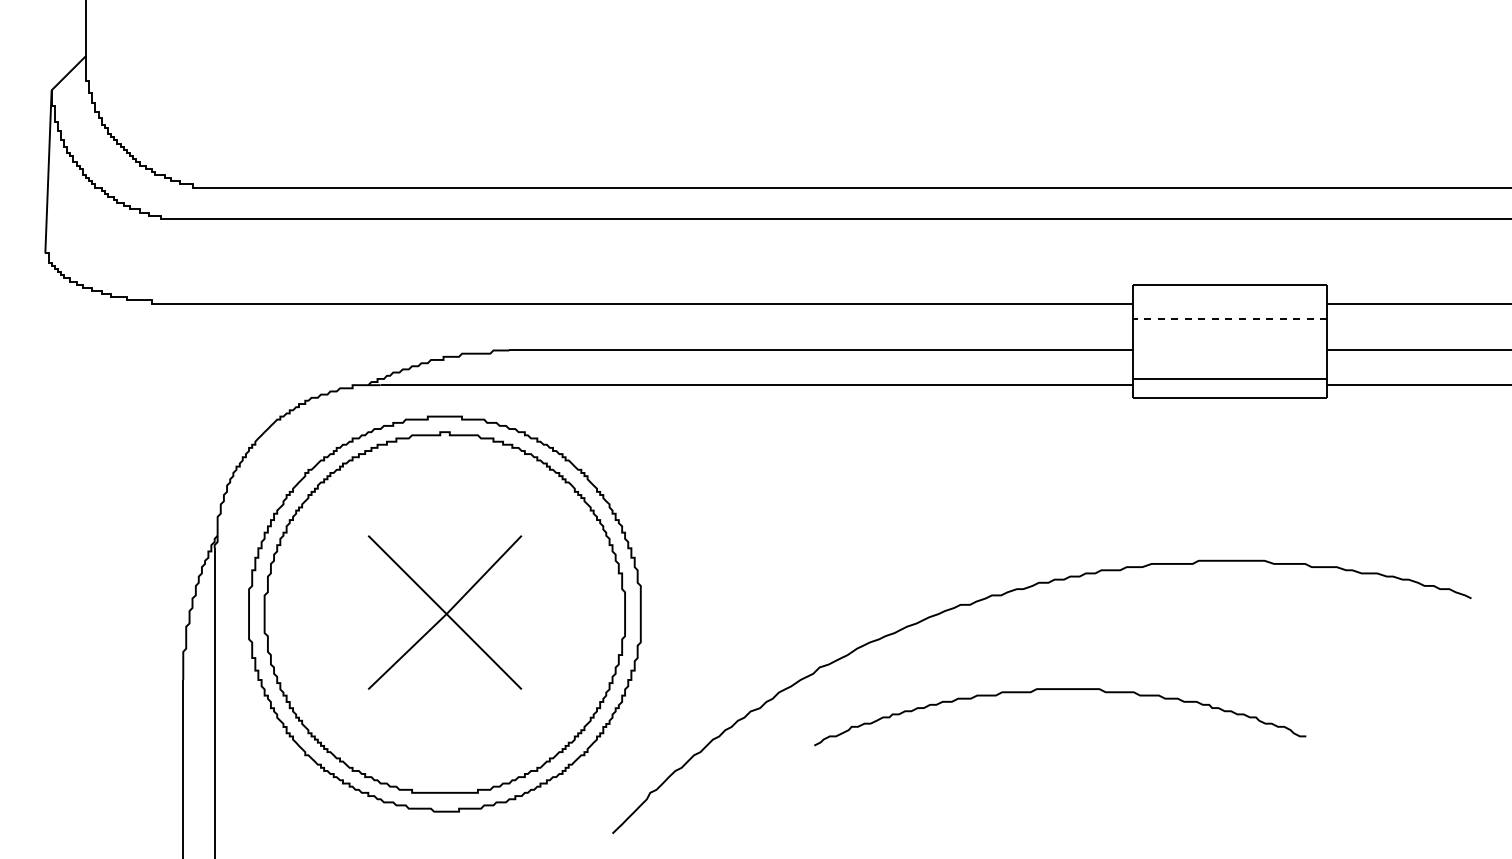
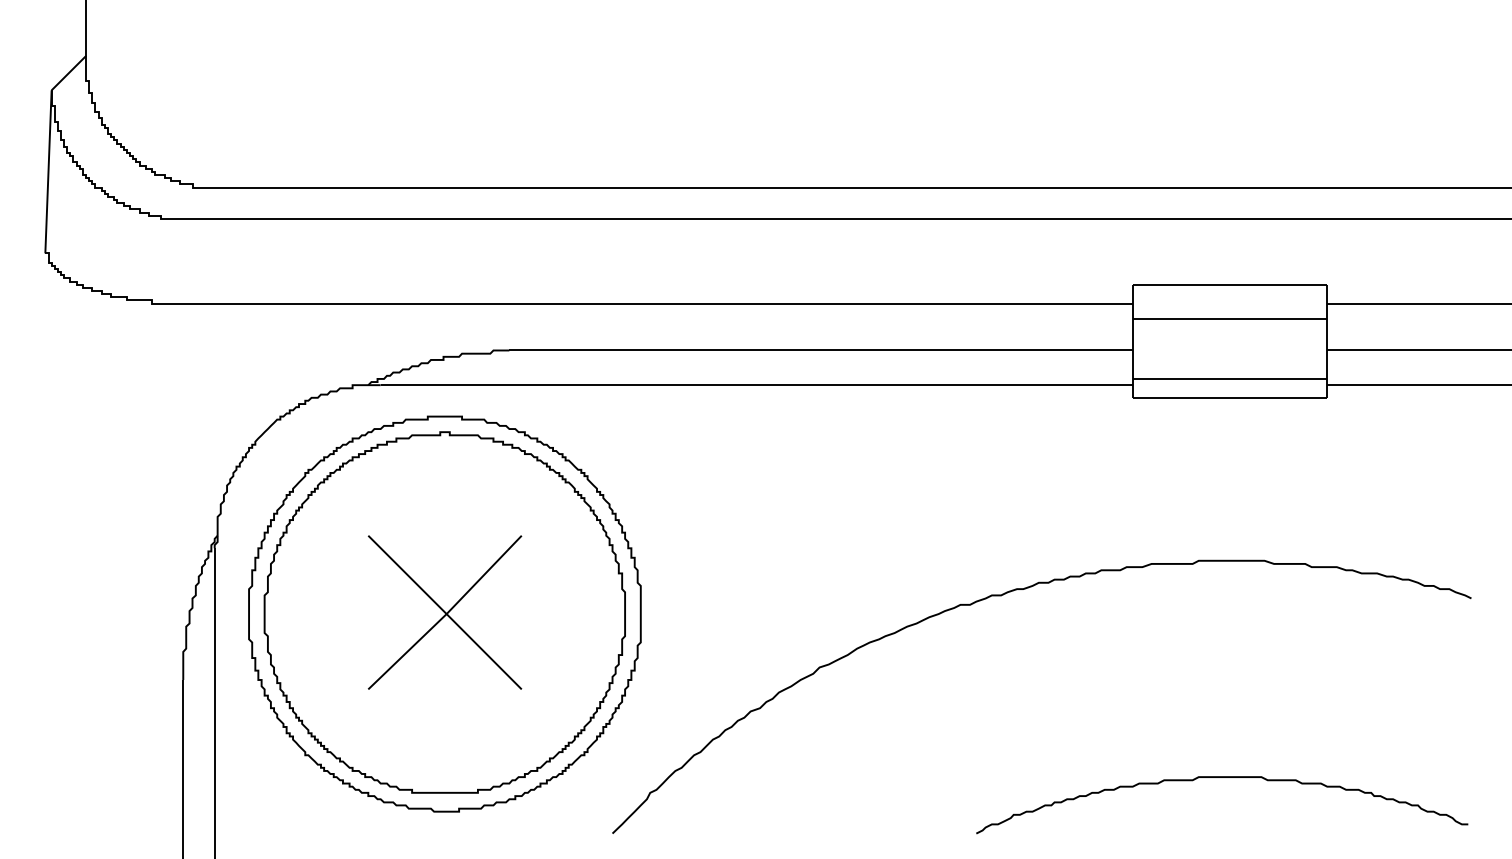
line: dashed -> solid (1229, 319)
curve position: (1060, 689) -> (1222, 777) (1222, 777)
